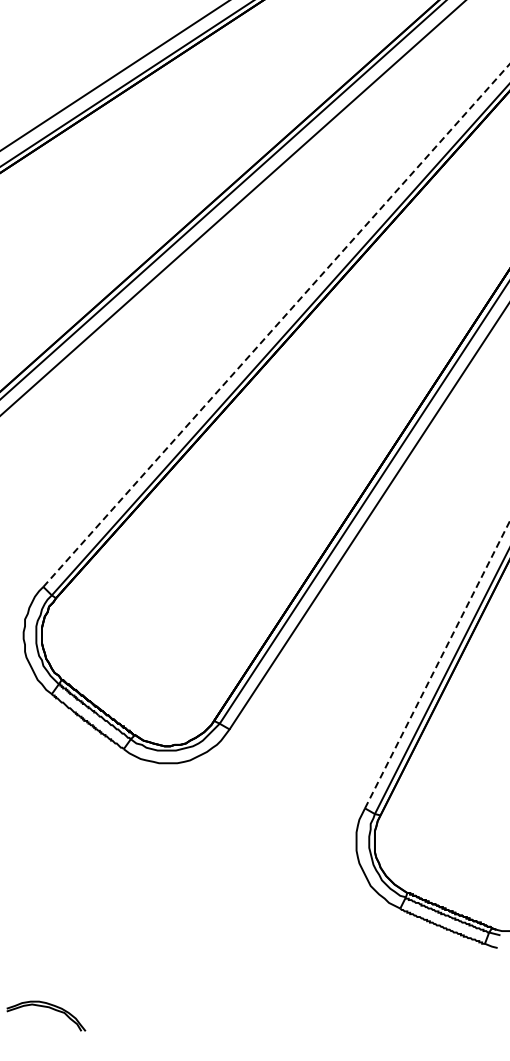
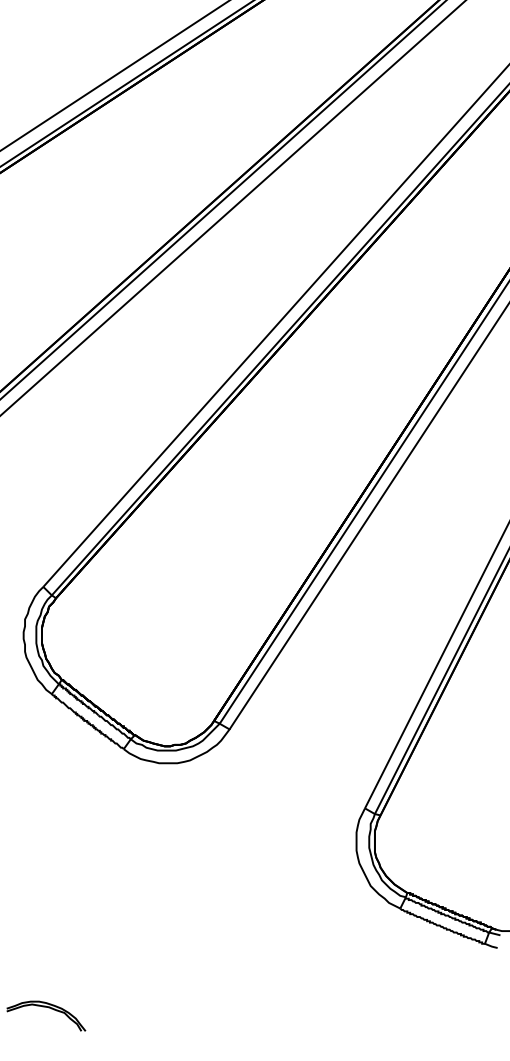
line: dashed -> solid (276, 325)
line: dashed -> solid (437, 664)
